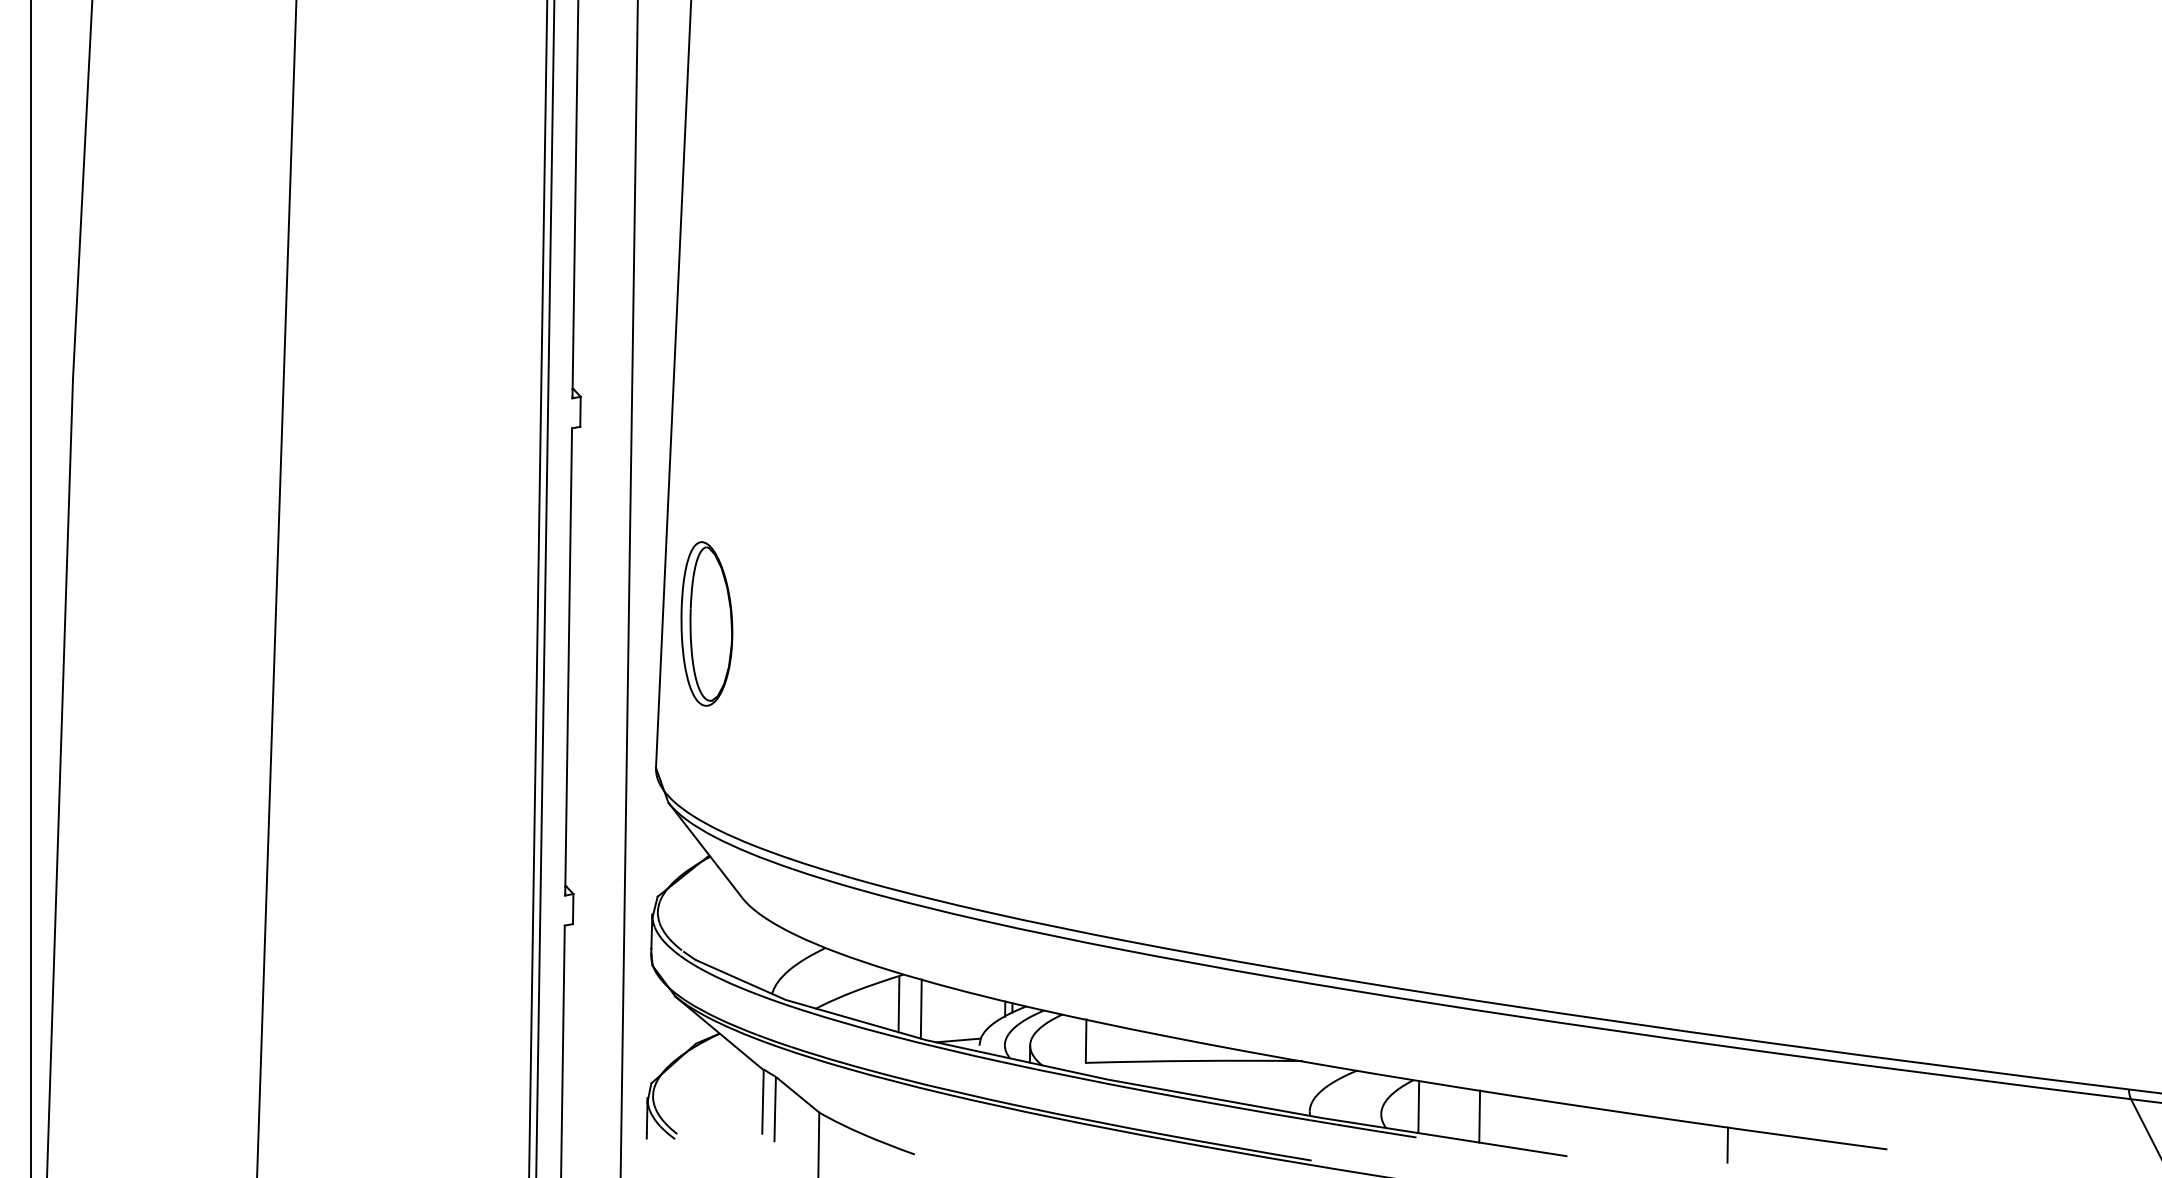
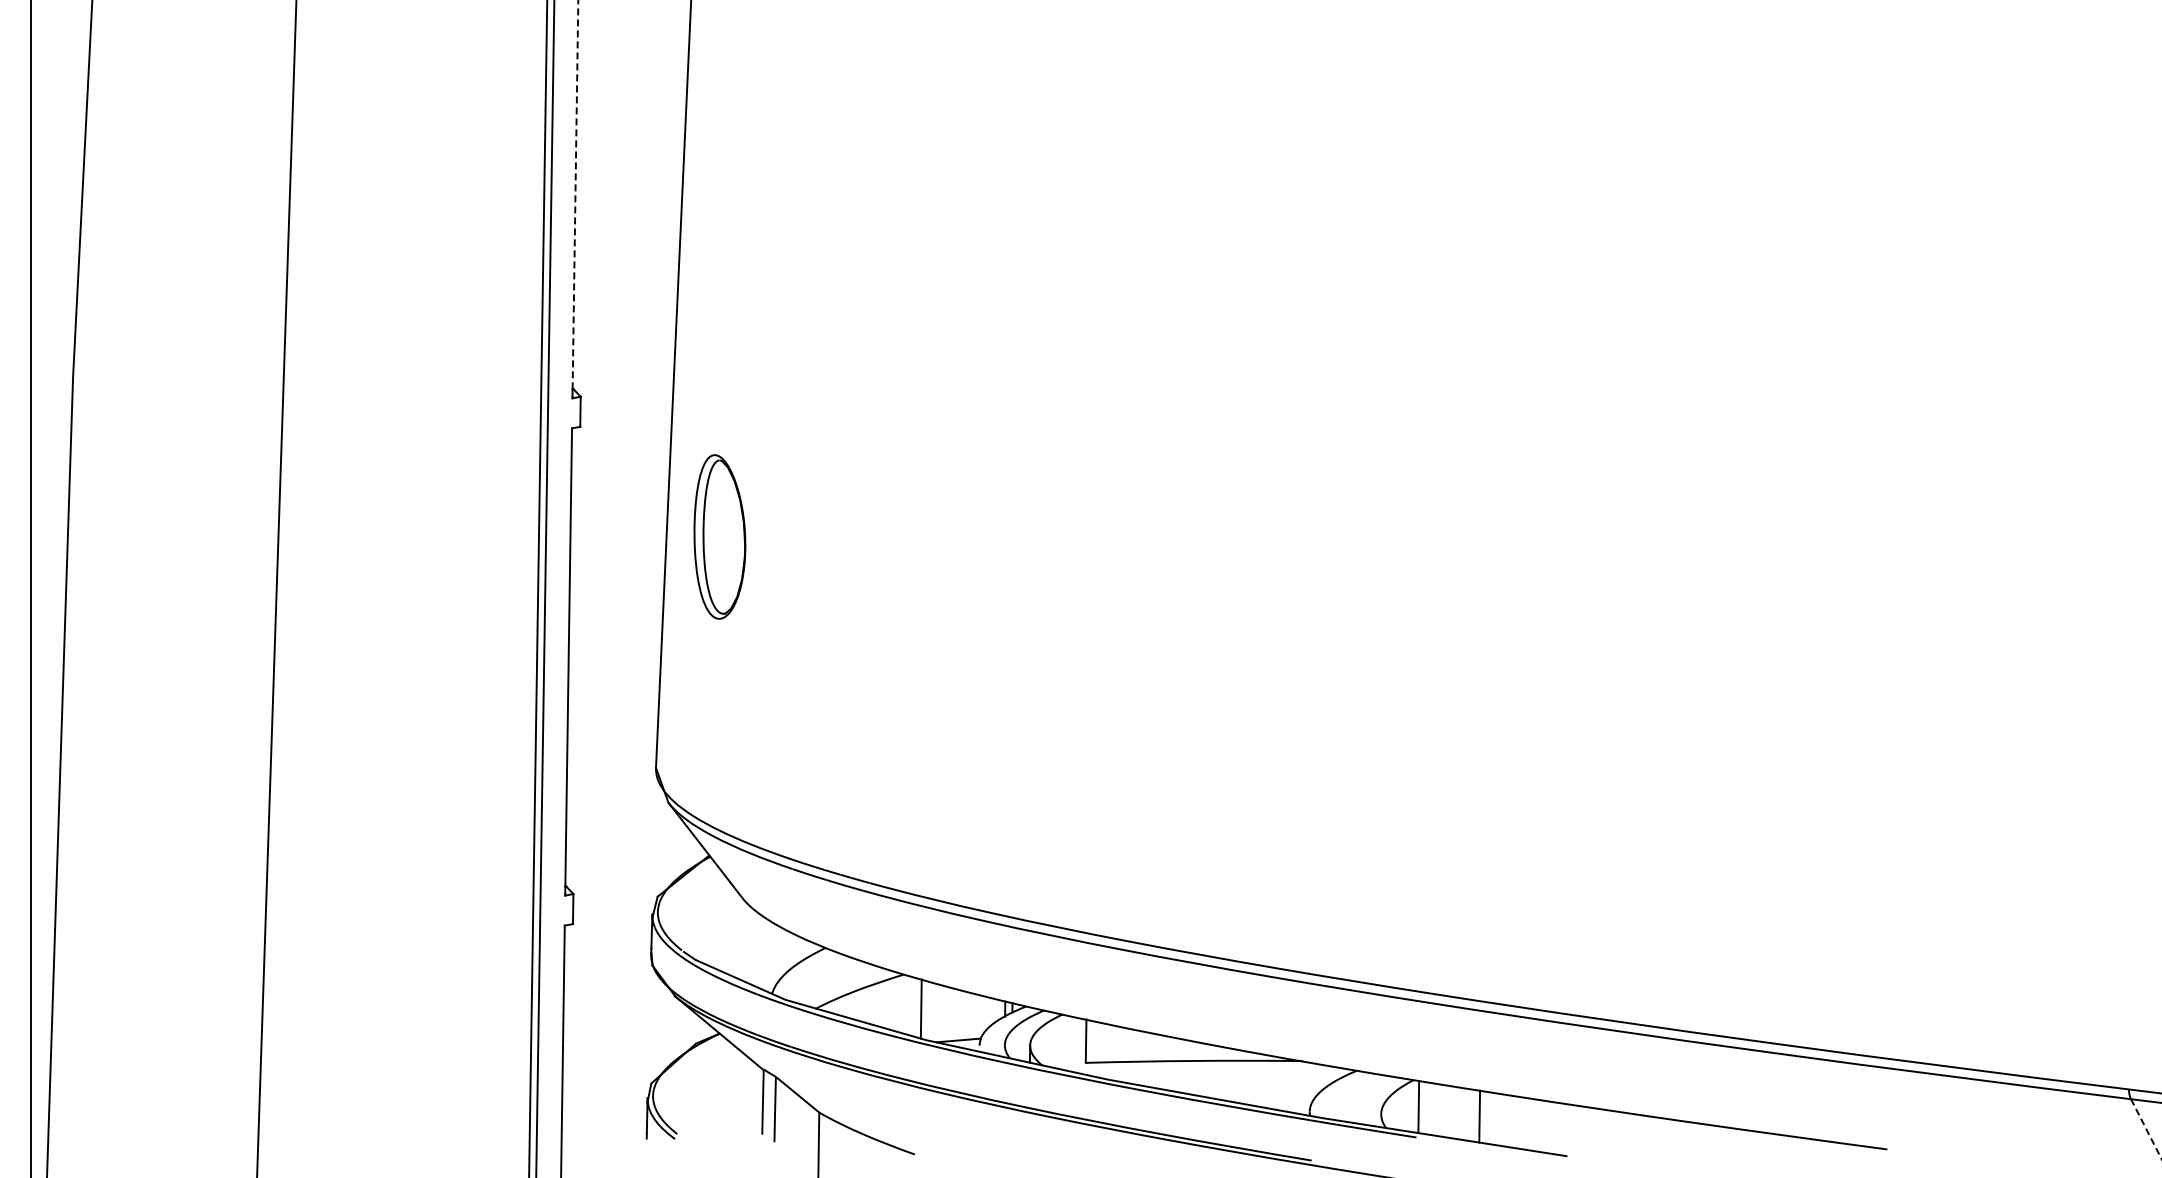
line: solid -> dashed (575, 194)
line: present -> none (628, 588)
part position: (706, 623) -> (719, 536) (719, 536)
line: present -> none (898, 1004)
line: solid -> dashed (2146, 1129)
line: present -> none (1727, 1144)
